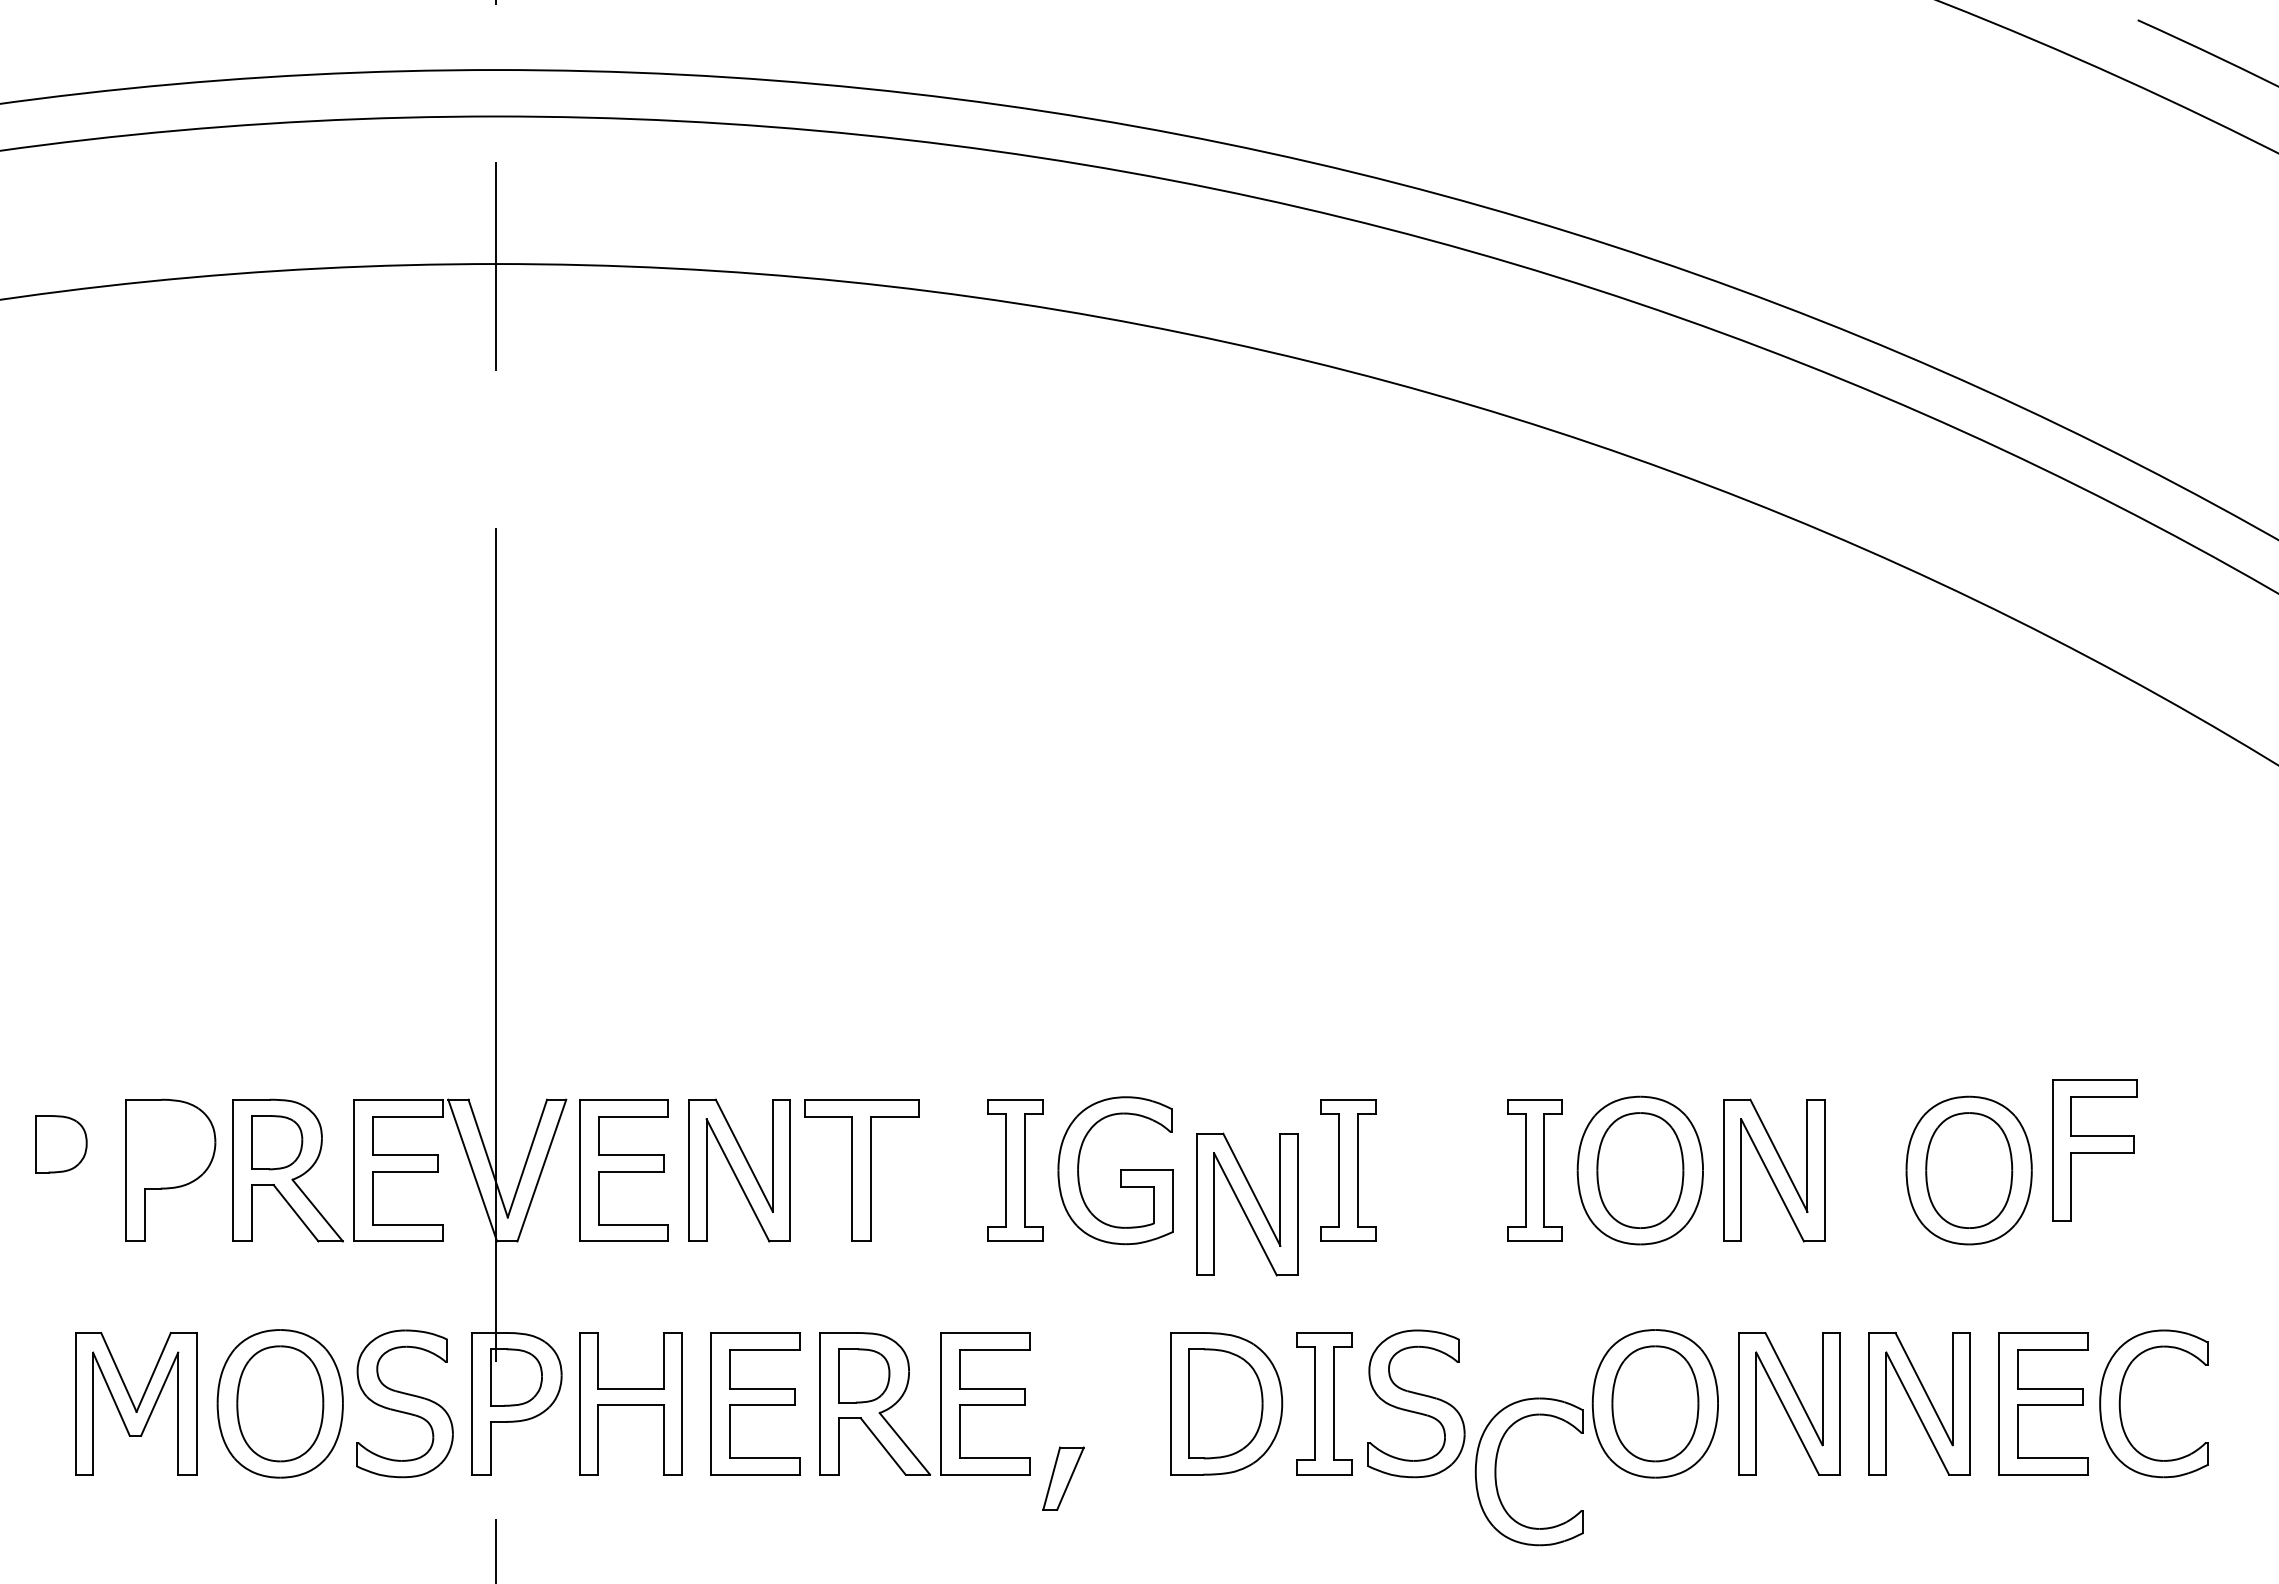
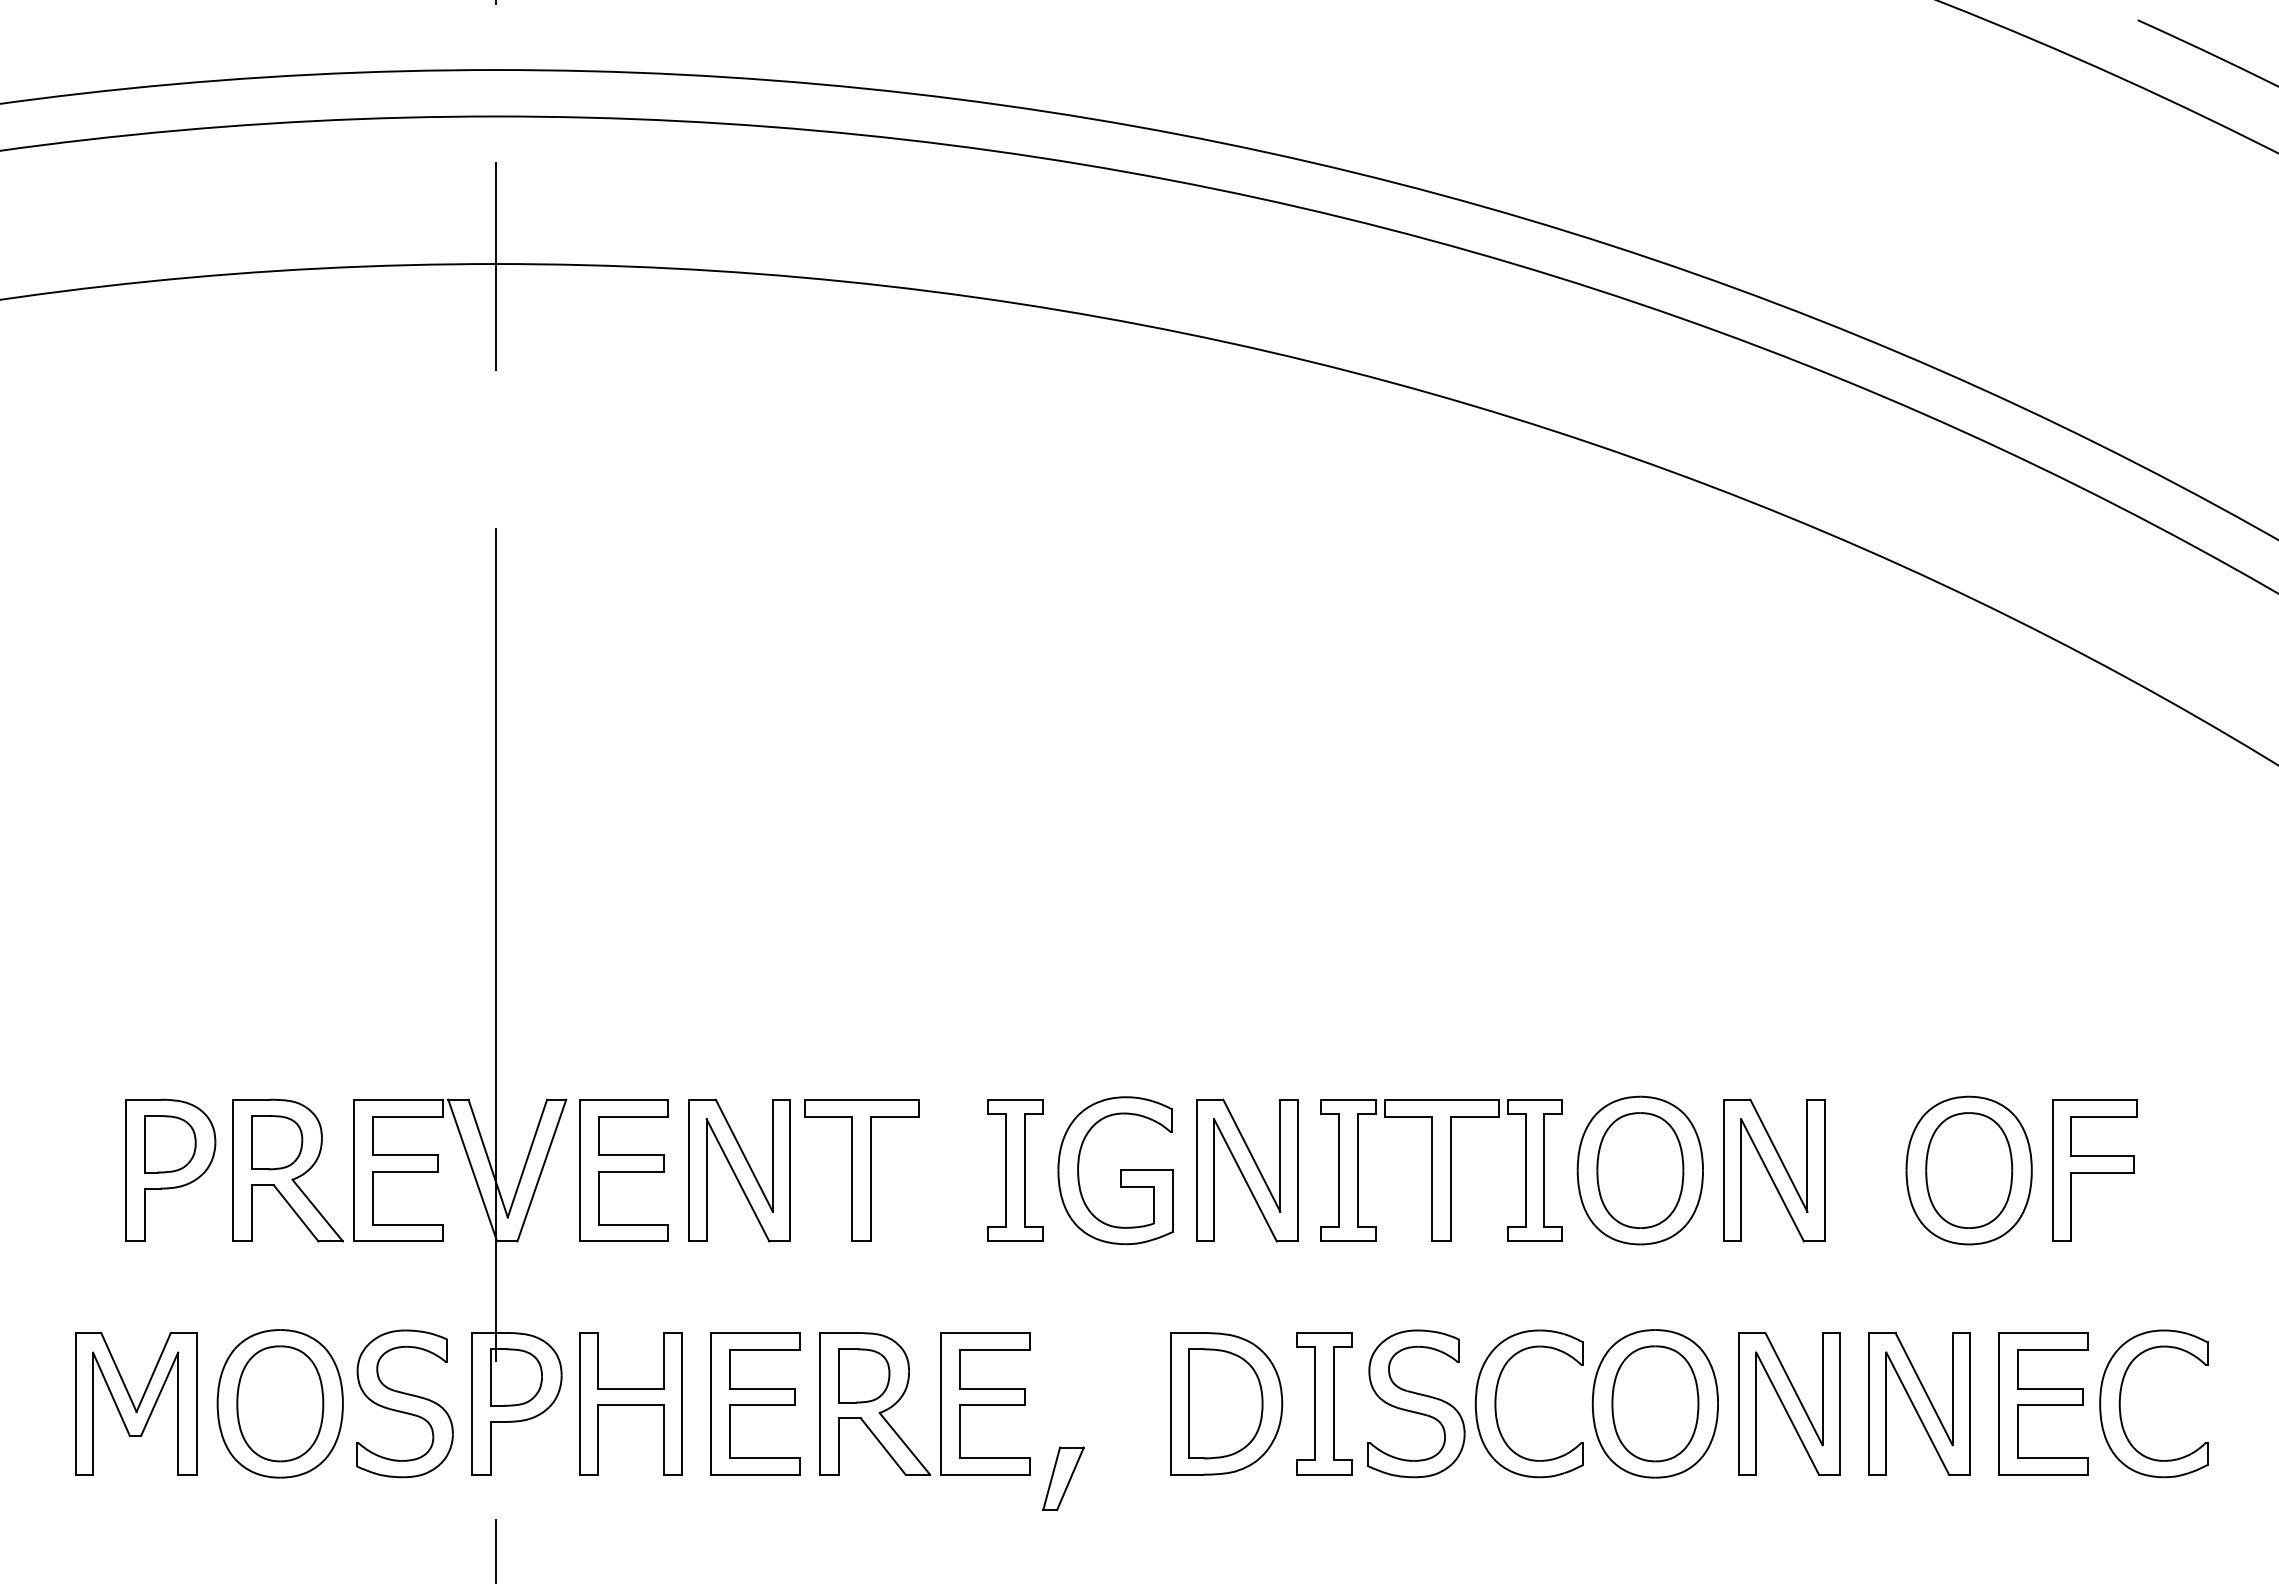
part position: (61, 1144) -> (170, 1144) (170, 1144)
part position: (2094, 1150) -> (2094, 1170) (2094, 1170)
part: none -> present (1441, 1170)
part position: (1247, 1204) -> (1247, 1170) (1247, 1170)
part position: (1496, 1471) -> (1496, 1403) (1496, 1403)
